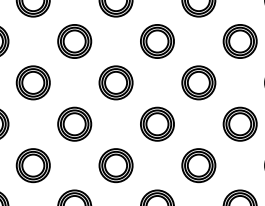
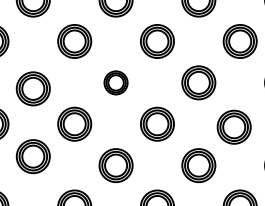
part position: (32, 82) -> (32, 88) (32, 88)
part size: 36x36 px -> 26x26 px (115, 82)
part position: (239, 123) -> (233, 126) (233, 126)
part position: (32, 165) -> (32, 156) (32, 156)
